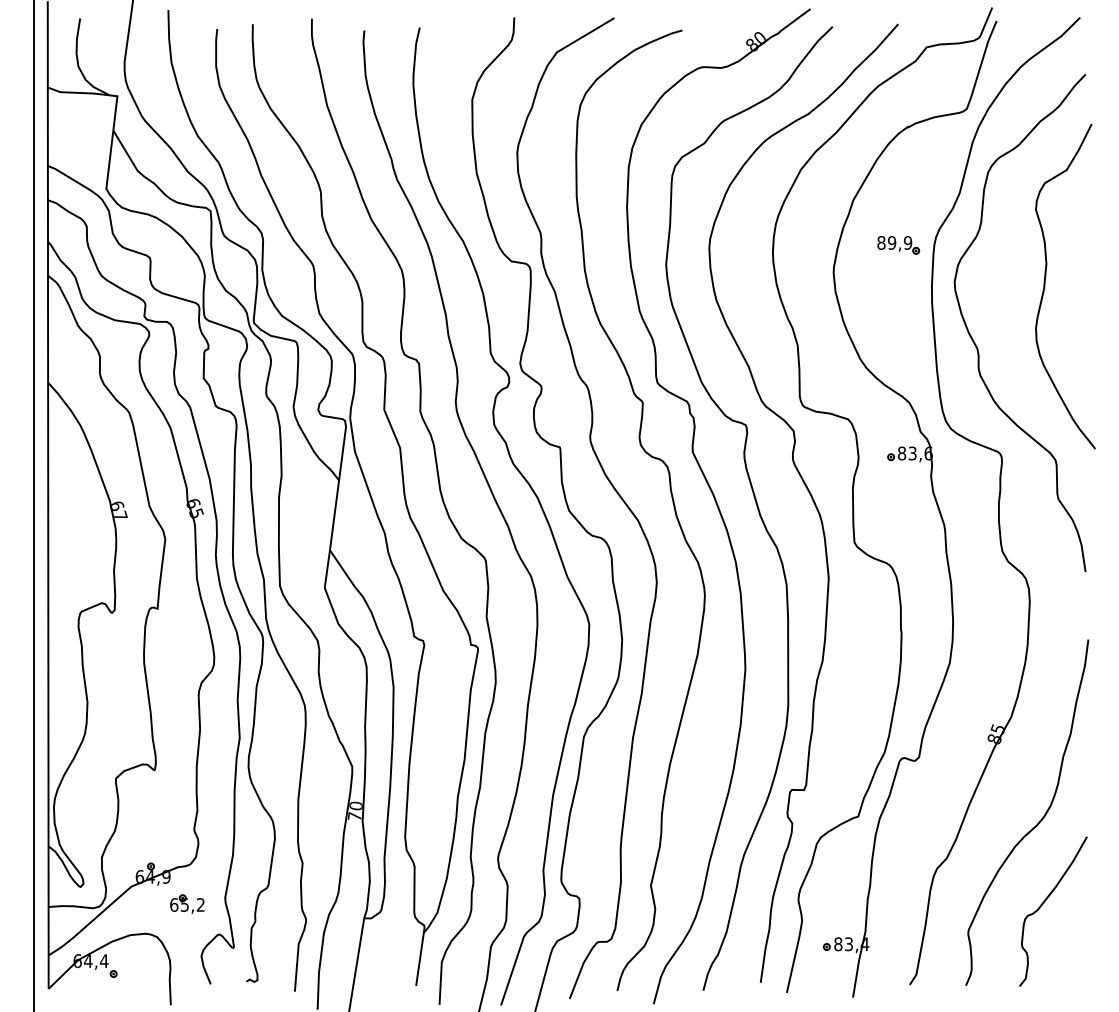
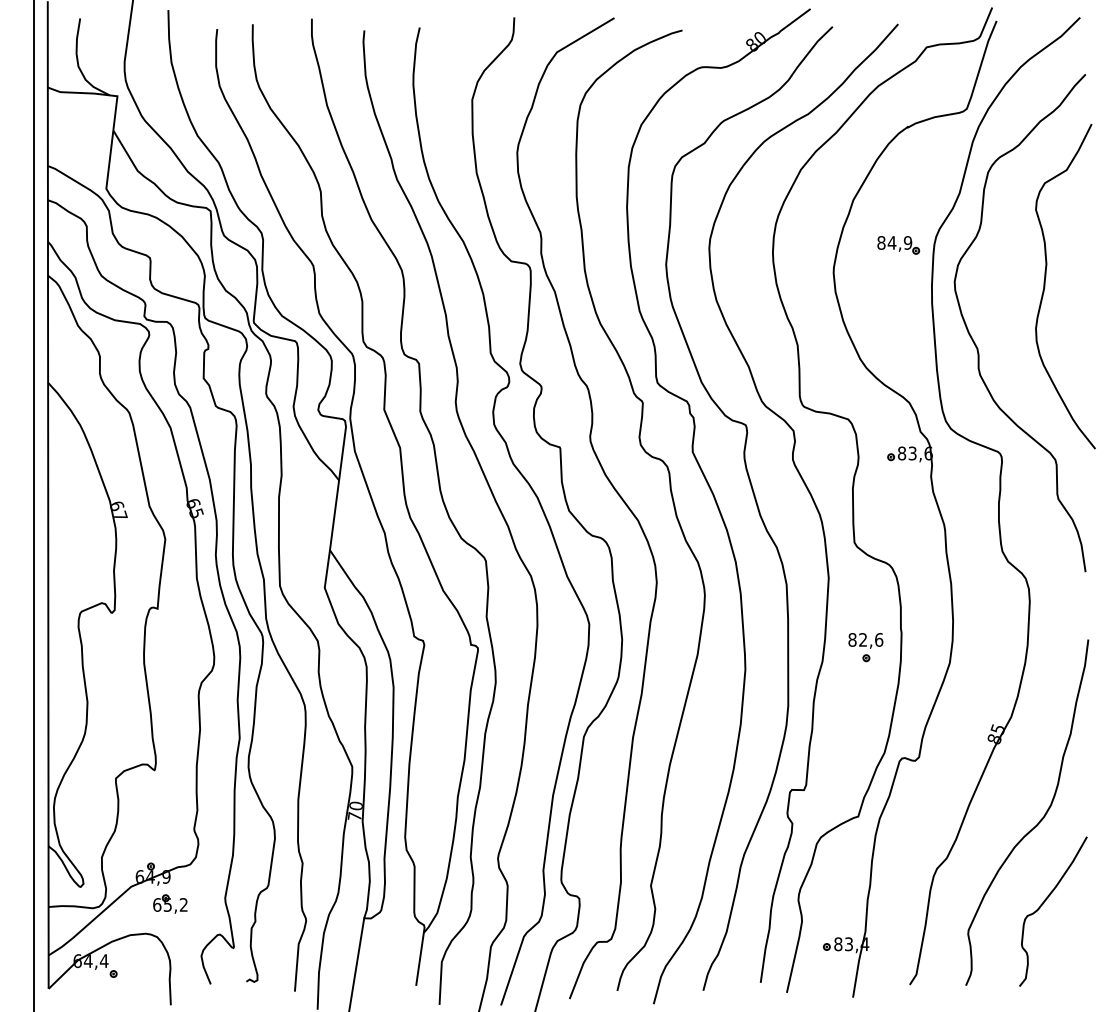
text: 89,9 -> 84,9 (891, 242)
part: none -> present (865, 647)
part position: (187, 903) -> (170, 903) (170, 903)
